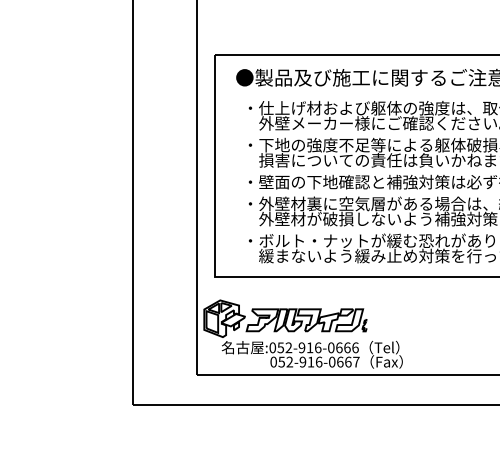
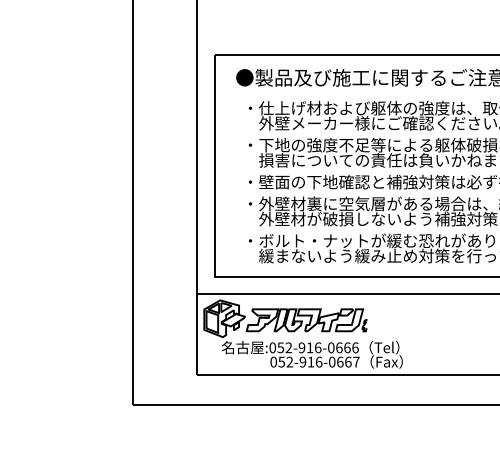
line: none -> present (346, 294)
